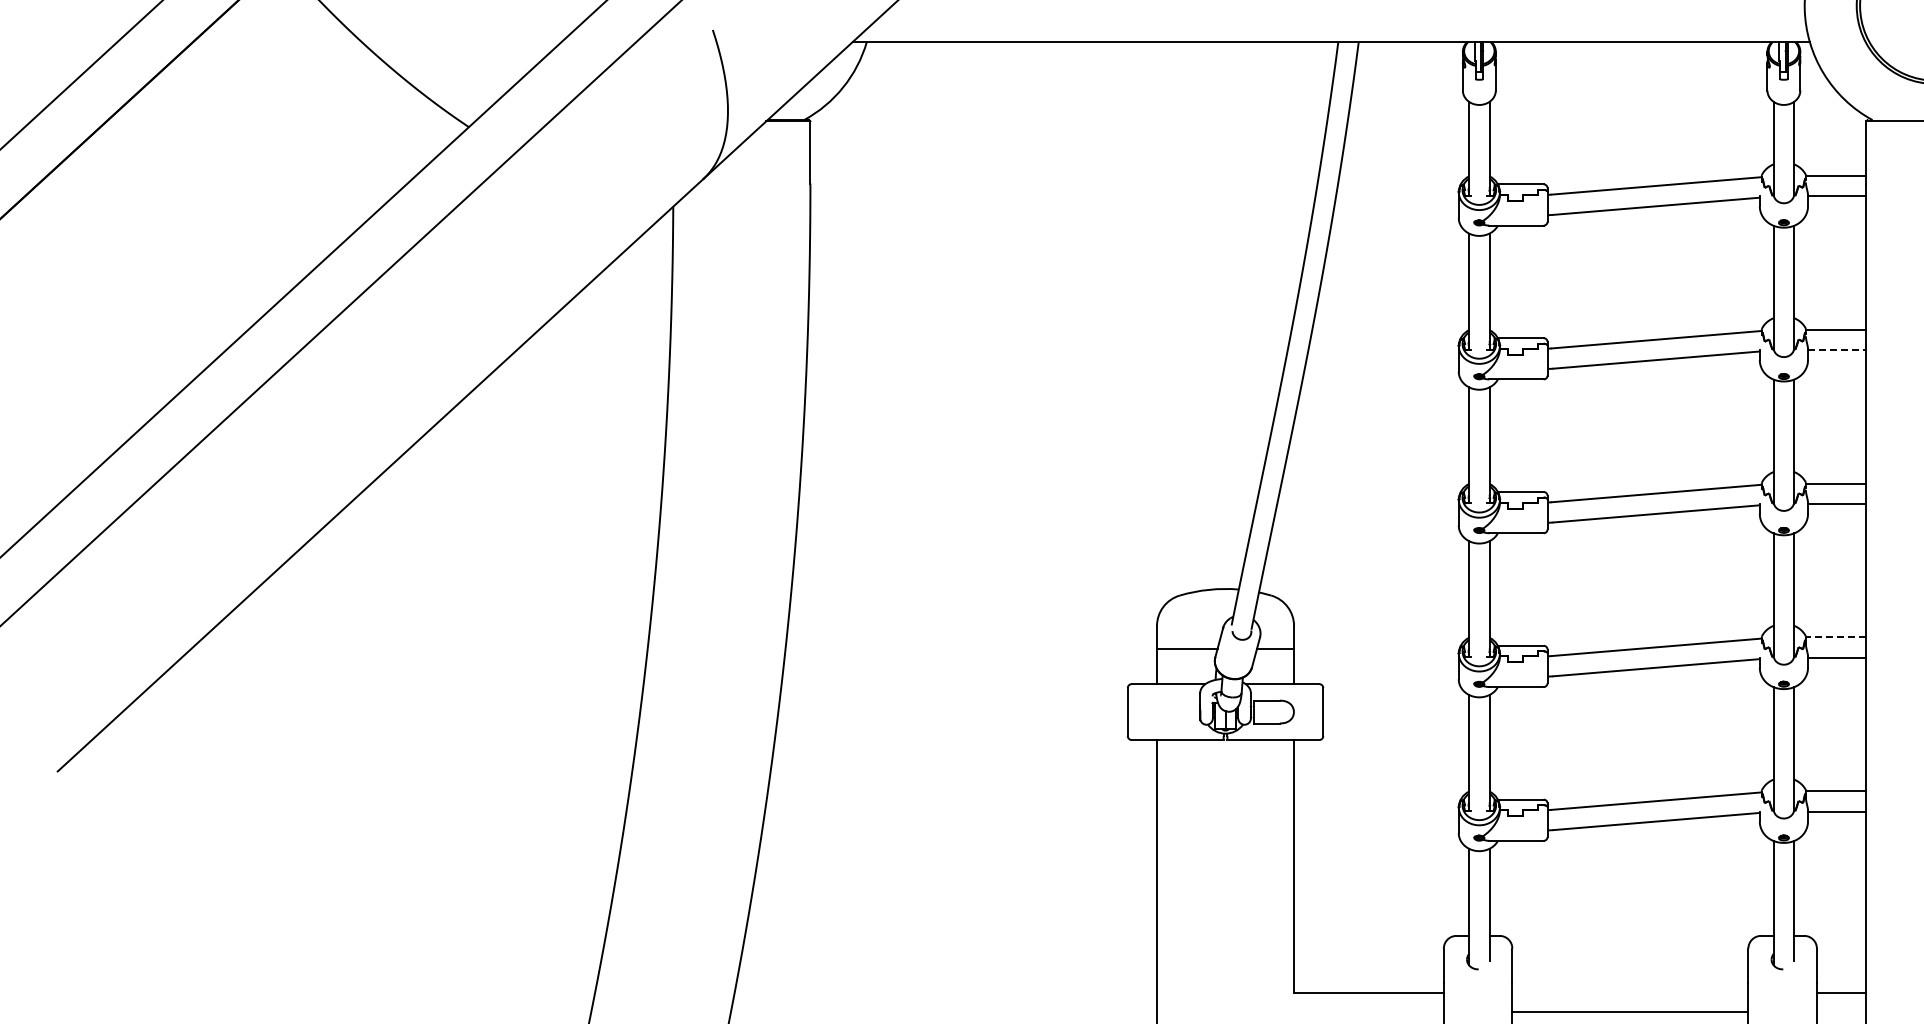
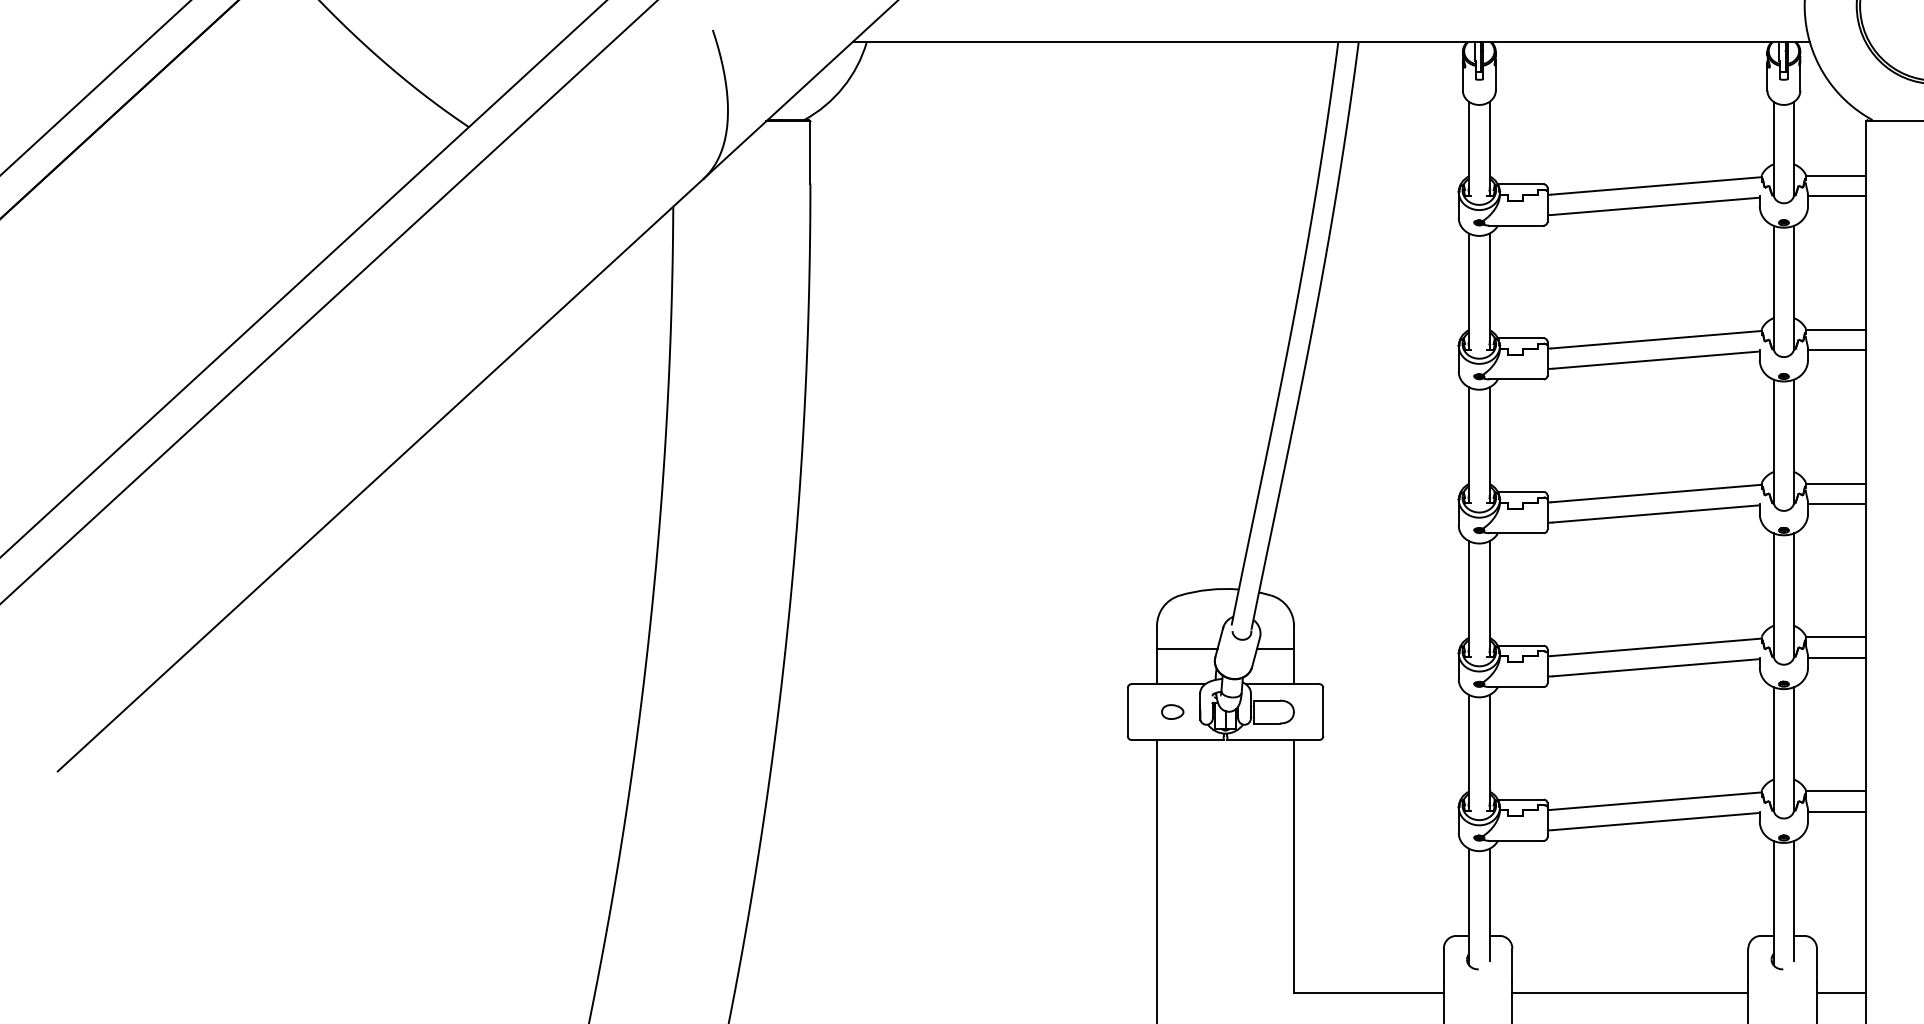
line position: (81, 74) -> (95, 88) (95, 88)
line position: (340, 313) -> (328, 302) (328, 302)
line: dashed -> solid (1837, 350)
line: dashed -> solid (1835, 637)
part: none -> present (1172, 711)
line position: (1630, 1012) -> (1630, 993) (1630, 993)
